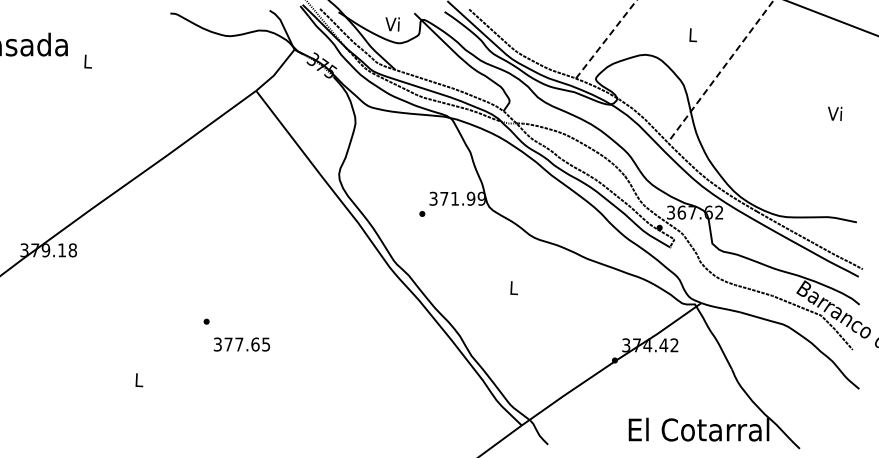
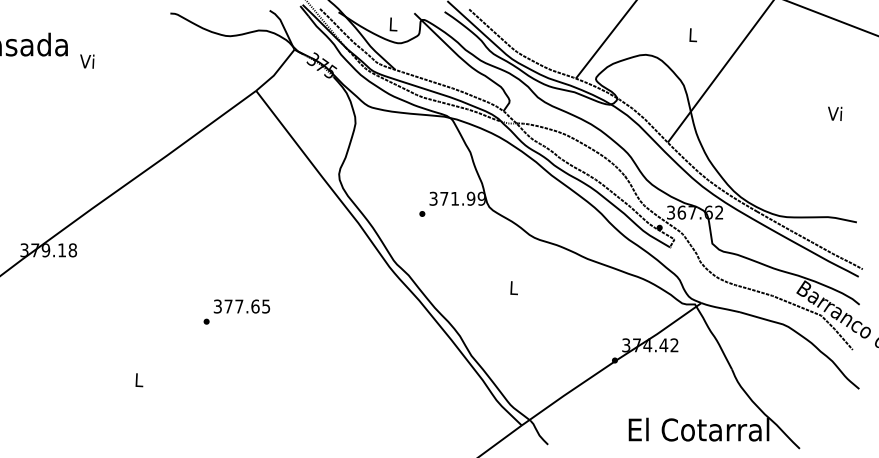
text: Vi -> L (392, 24)
line: dashed -> solid (606, 39)
text: L -> Vi (87, 61)
line: dashed -> solid (720, 71)
text position: (241, 344) -> (241, 306) (241, 306)
